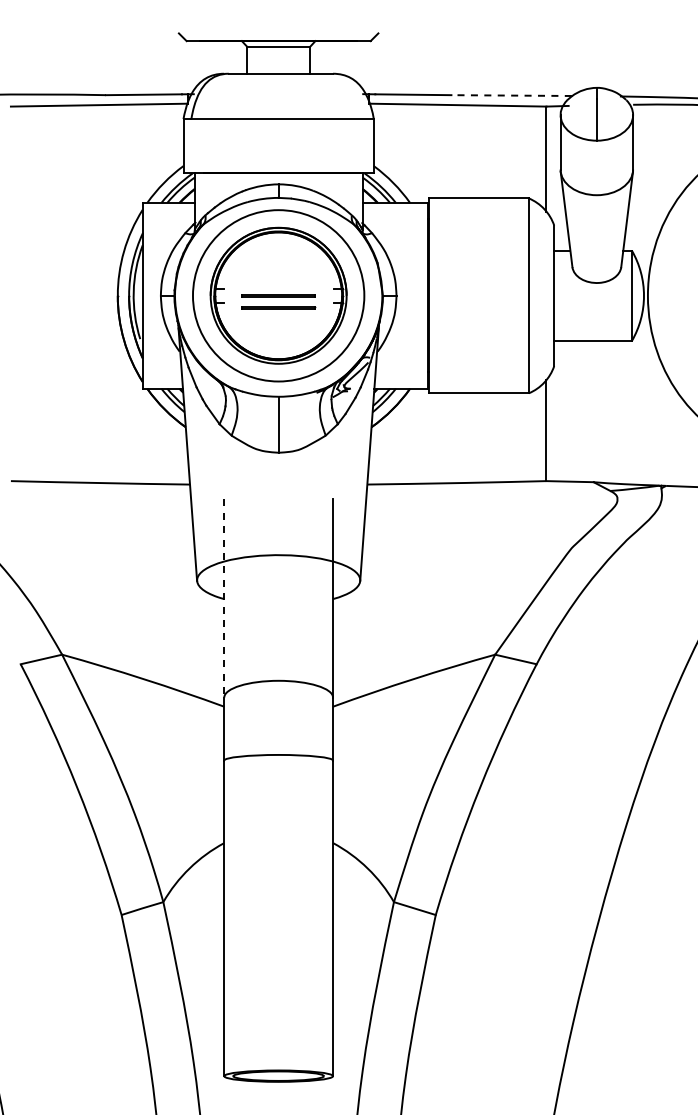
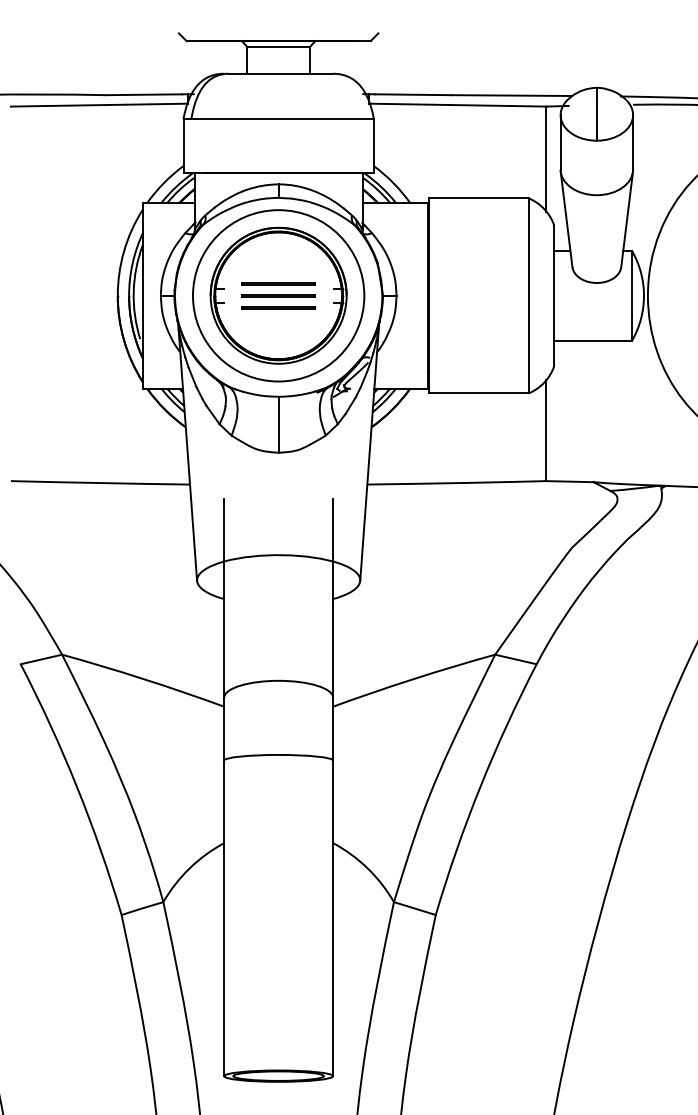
line: dashed -> solid (511, 95)
line: none -> present (278, 283)
line: dashed -> solid (224, 598)
